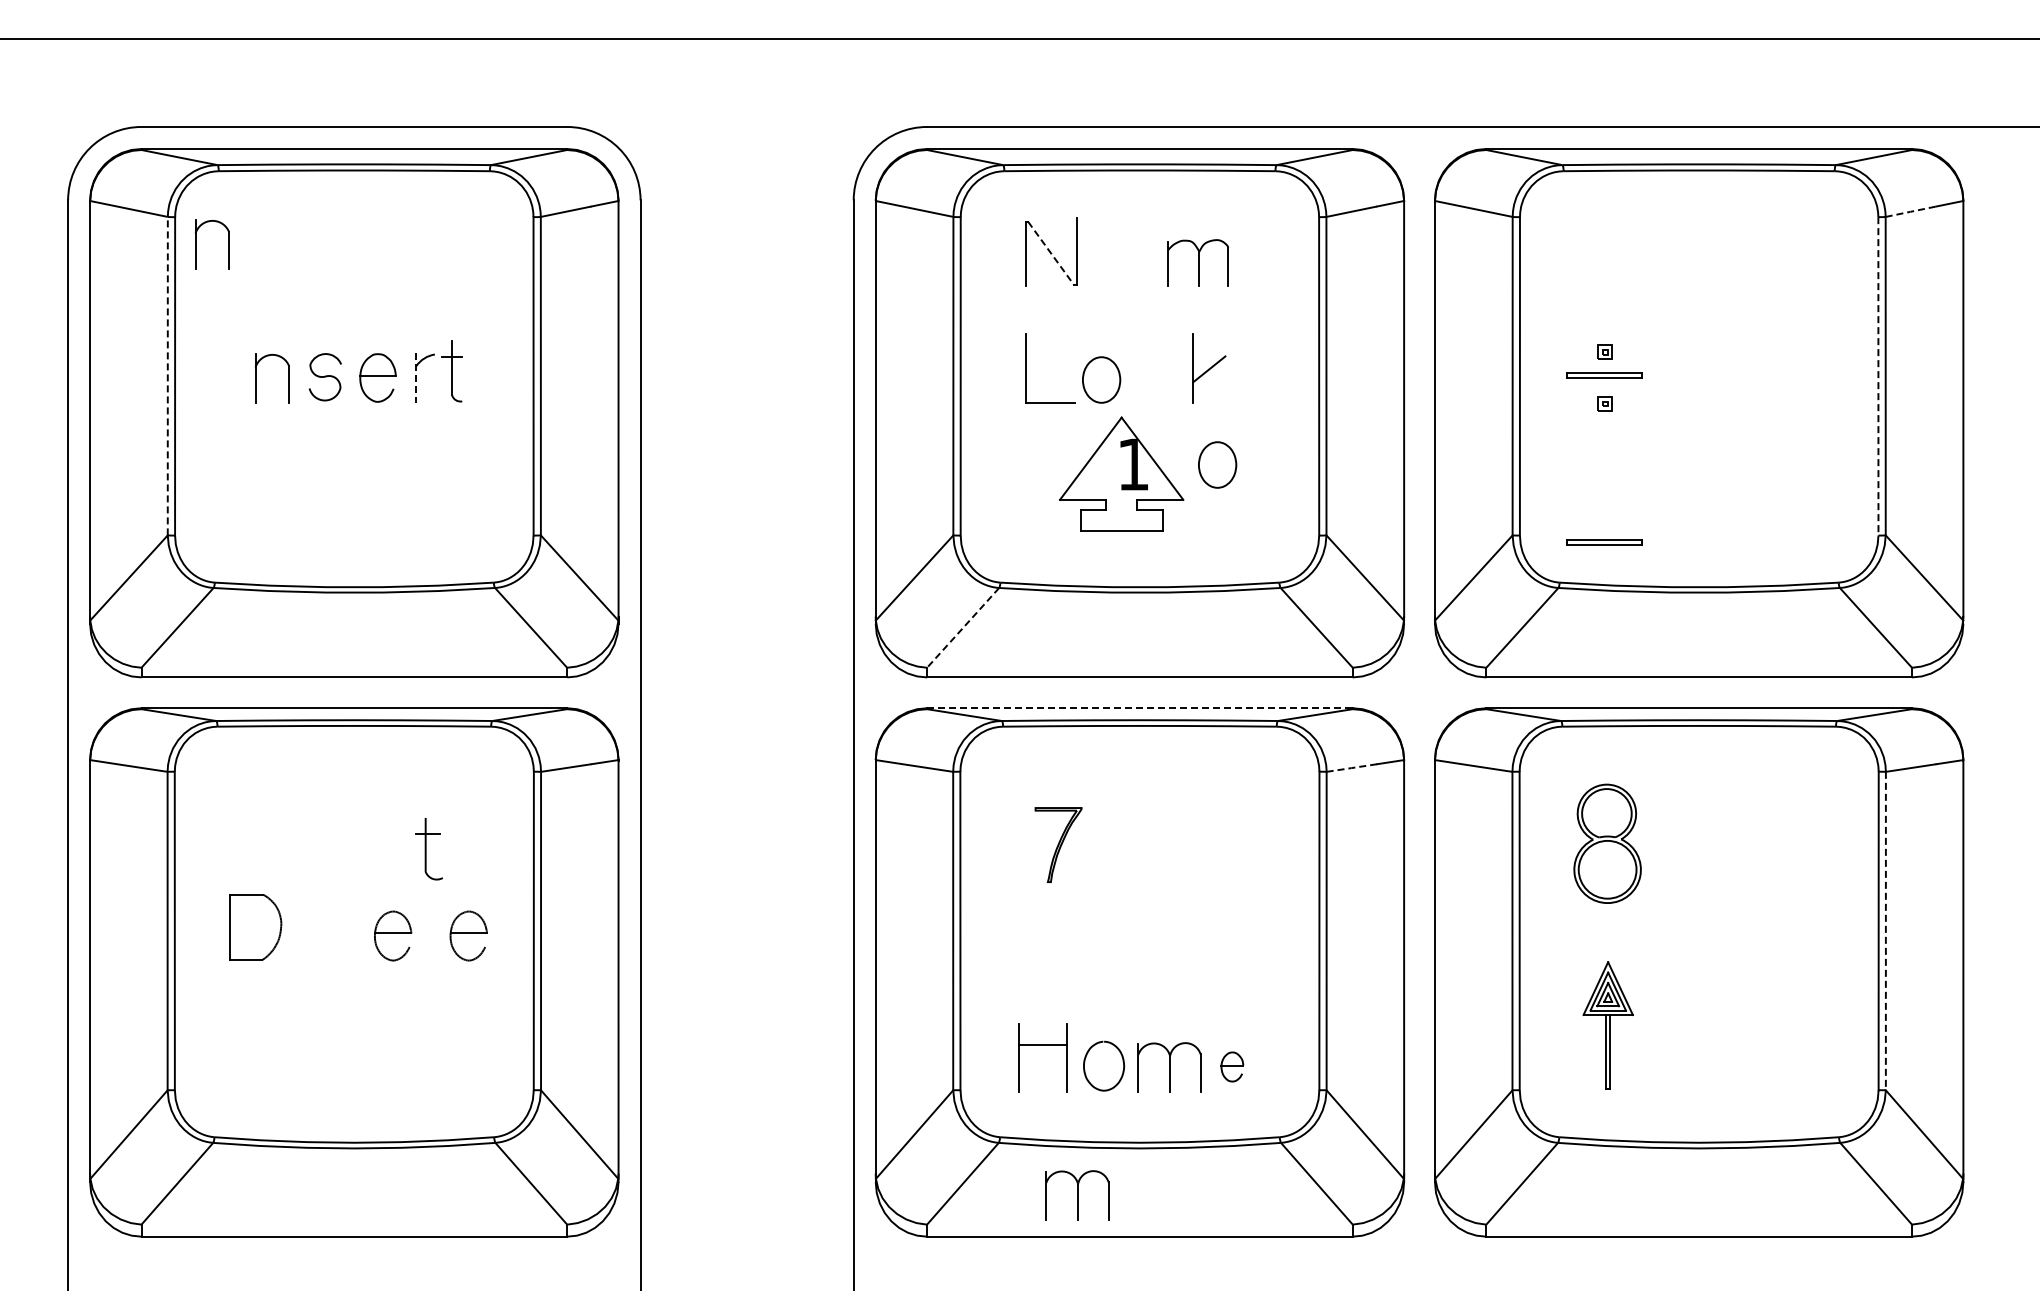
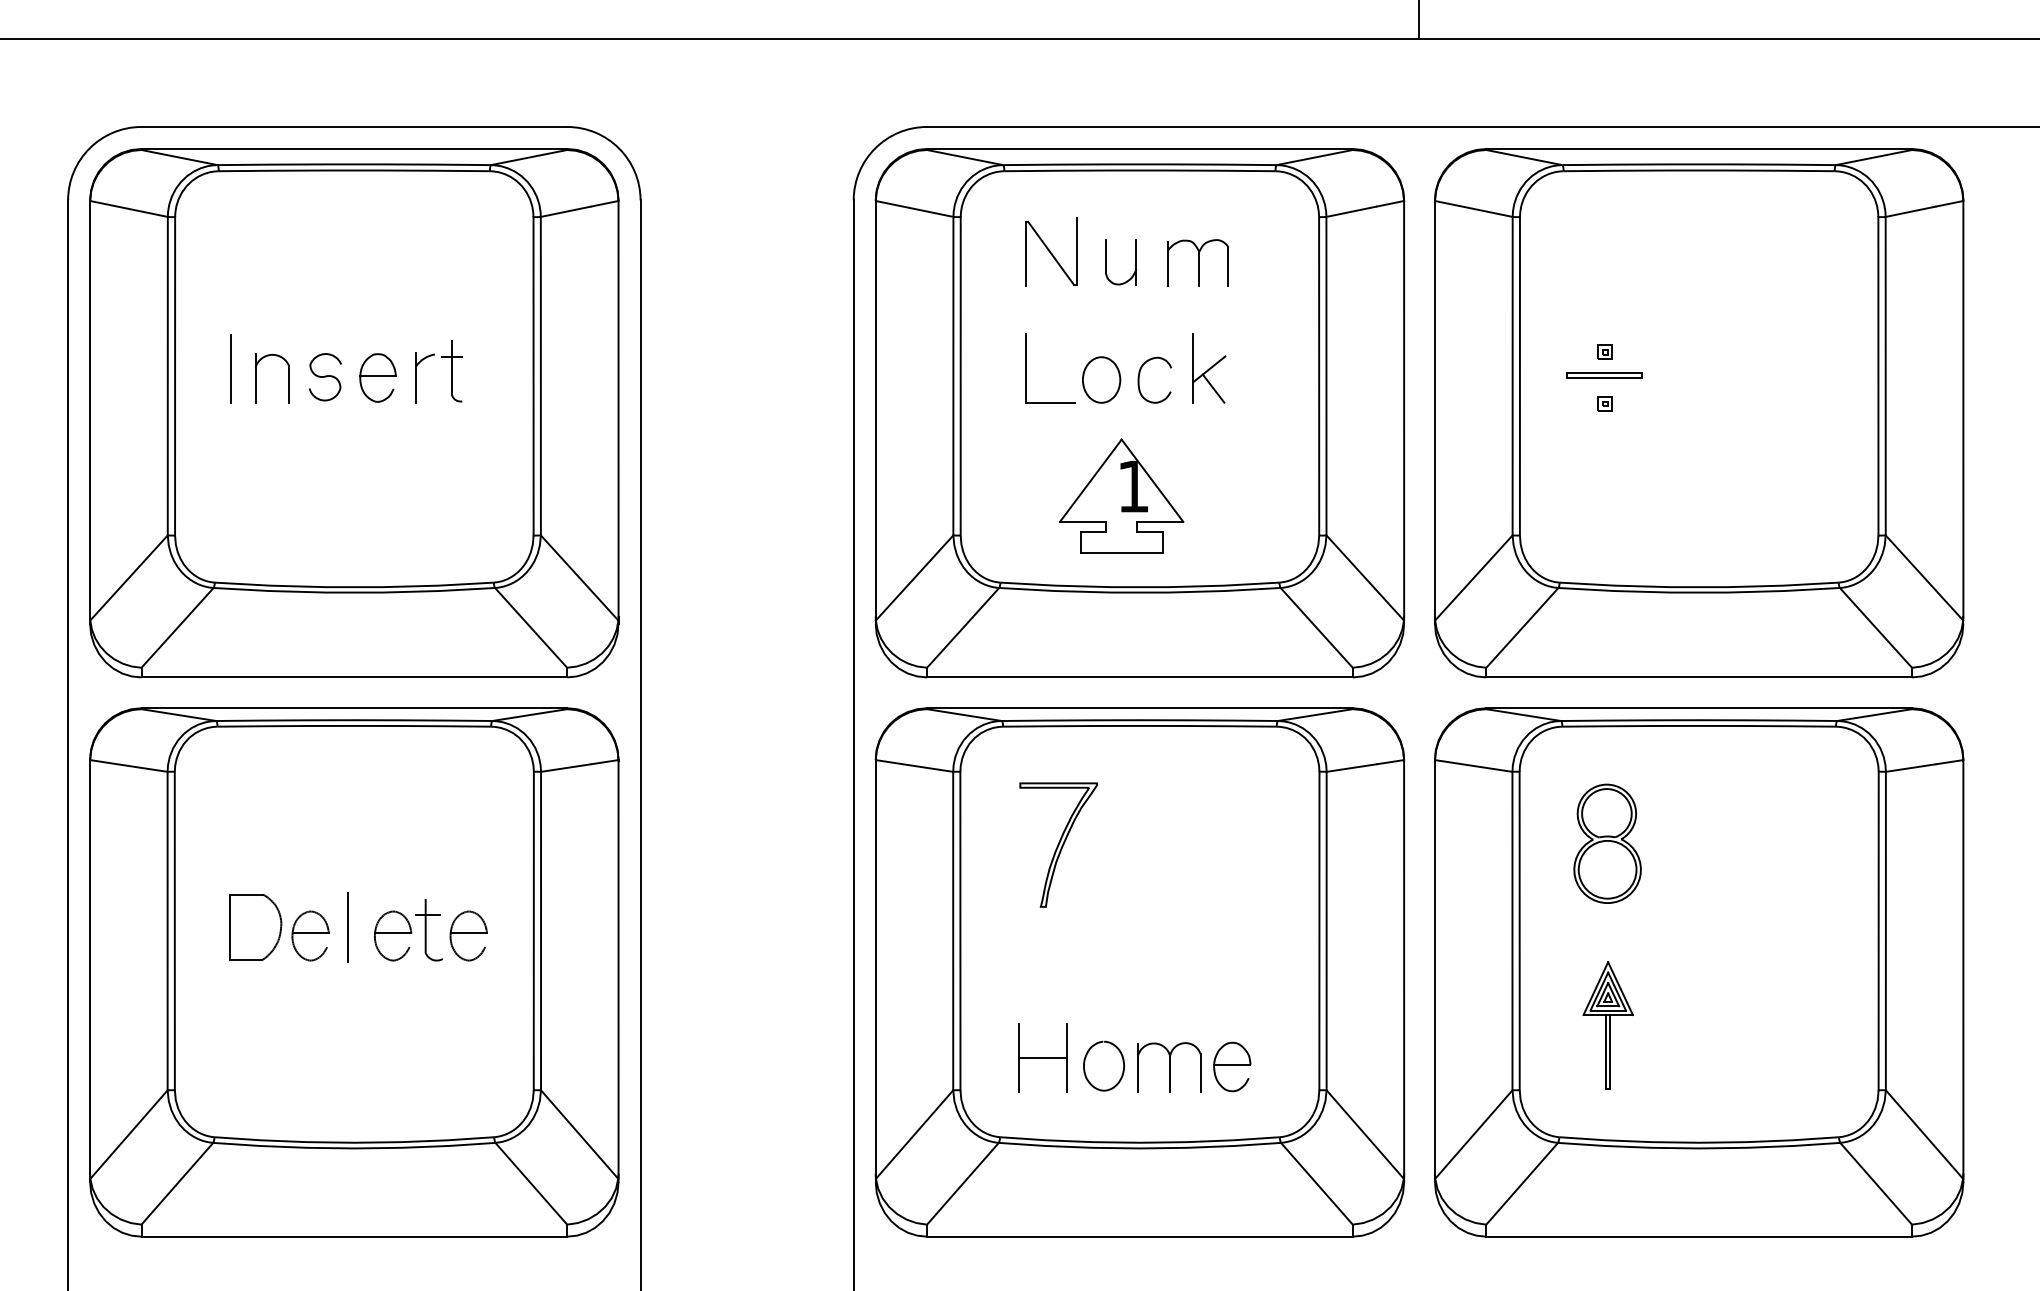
line: none -> present (1418, 20)
line: dashed -> solid (1910, 211)
part: present -> none (196, 244)
line: dashed -> solid (1051, 253)
part: none -> present (1106, 262)
line: none -> present (230, 369)
line: dashed -> solid (167, 375)
line: dashed -> solid (1878, 376)
line: dashed -> solid (416, 378)
curve: none -> present (1139, 379)
line: none -> present (1213, 388)
part: present -> none (1217, 464)
part position: (1121, 473) -> (1121, 495) (1121, 495)
part: present -> none (1604, 542)
line: dashed -> solid (963, 627)
line: dashed -> solid (1139, 708)
line: dashed -> solid (1351, 768)
part size: 49x76 px -> 79x126 px (1058, 844)
part position: (428, 849) -> (428, 930) (428, 930)
line: none -> present (347, 927)
line: dashed -> solid (1885, 931)
part: none -> present (310, 935)
line position: (1042, 1044) -> (1042, 1057) (1042, 1057)
part size: 25x32 px -> 39x52 px (1232, 1066)
part: present -> none (1077, 1195)
